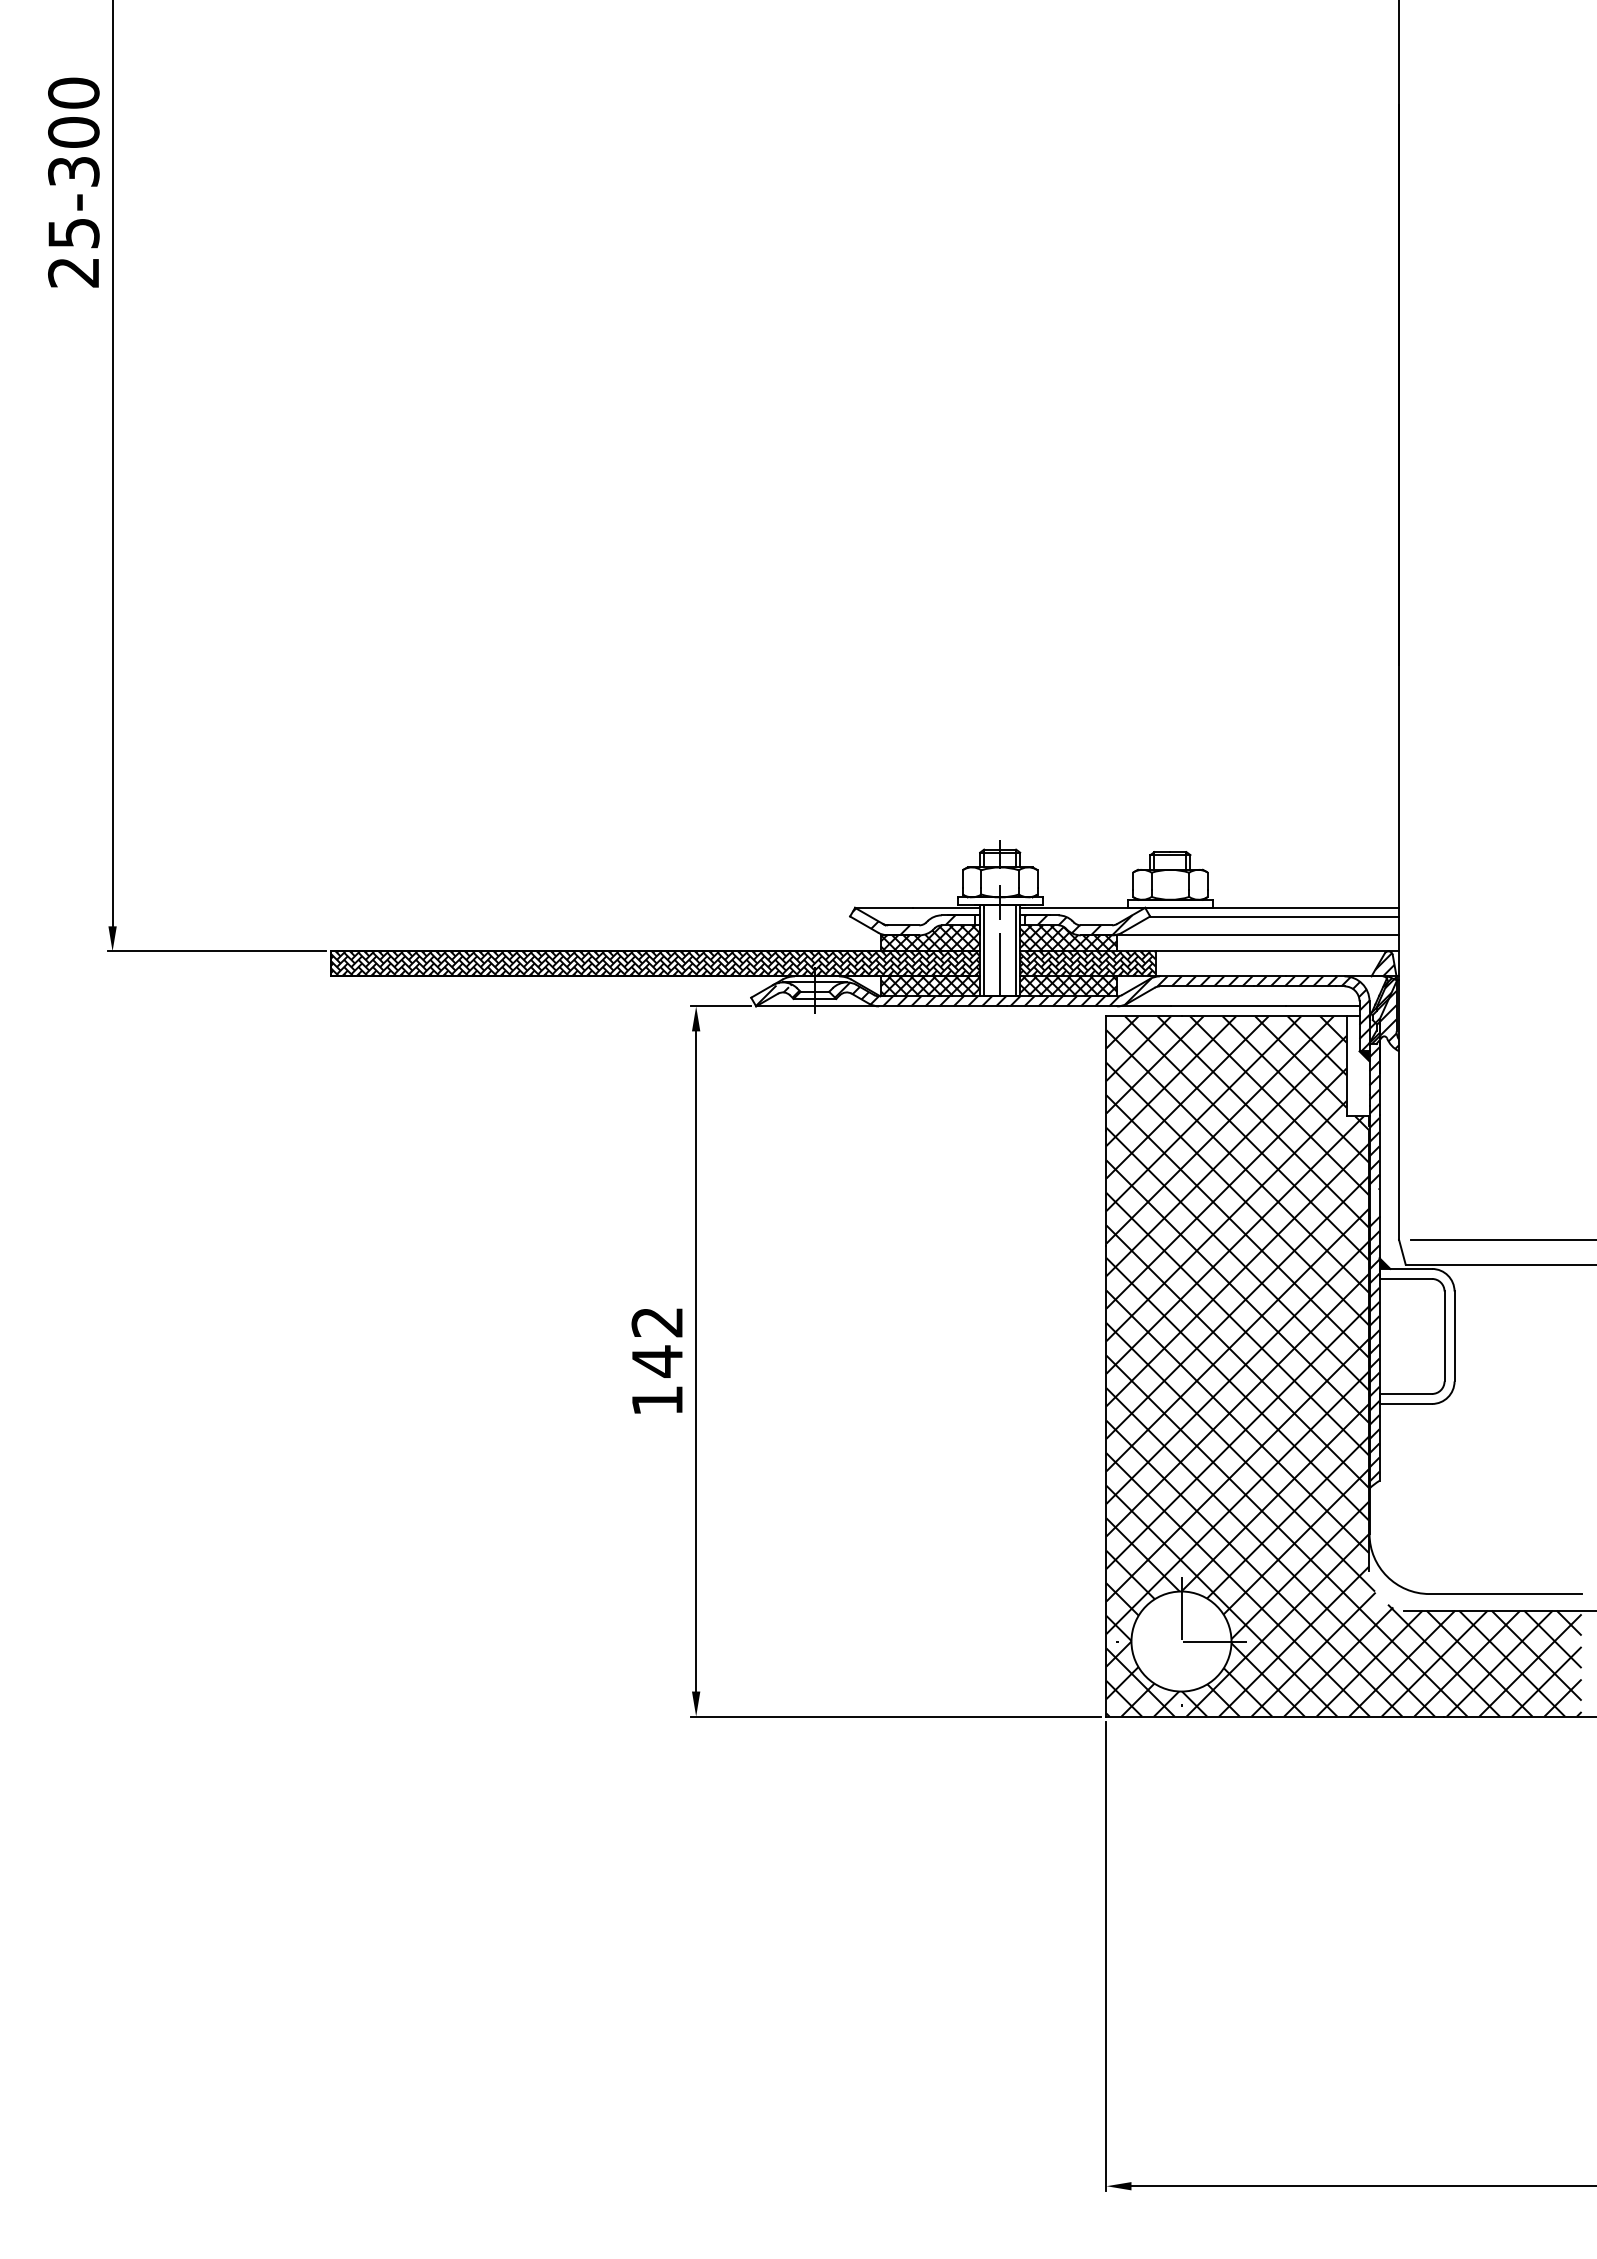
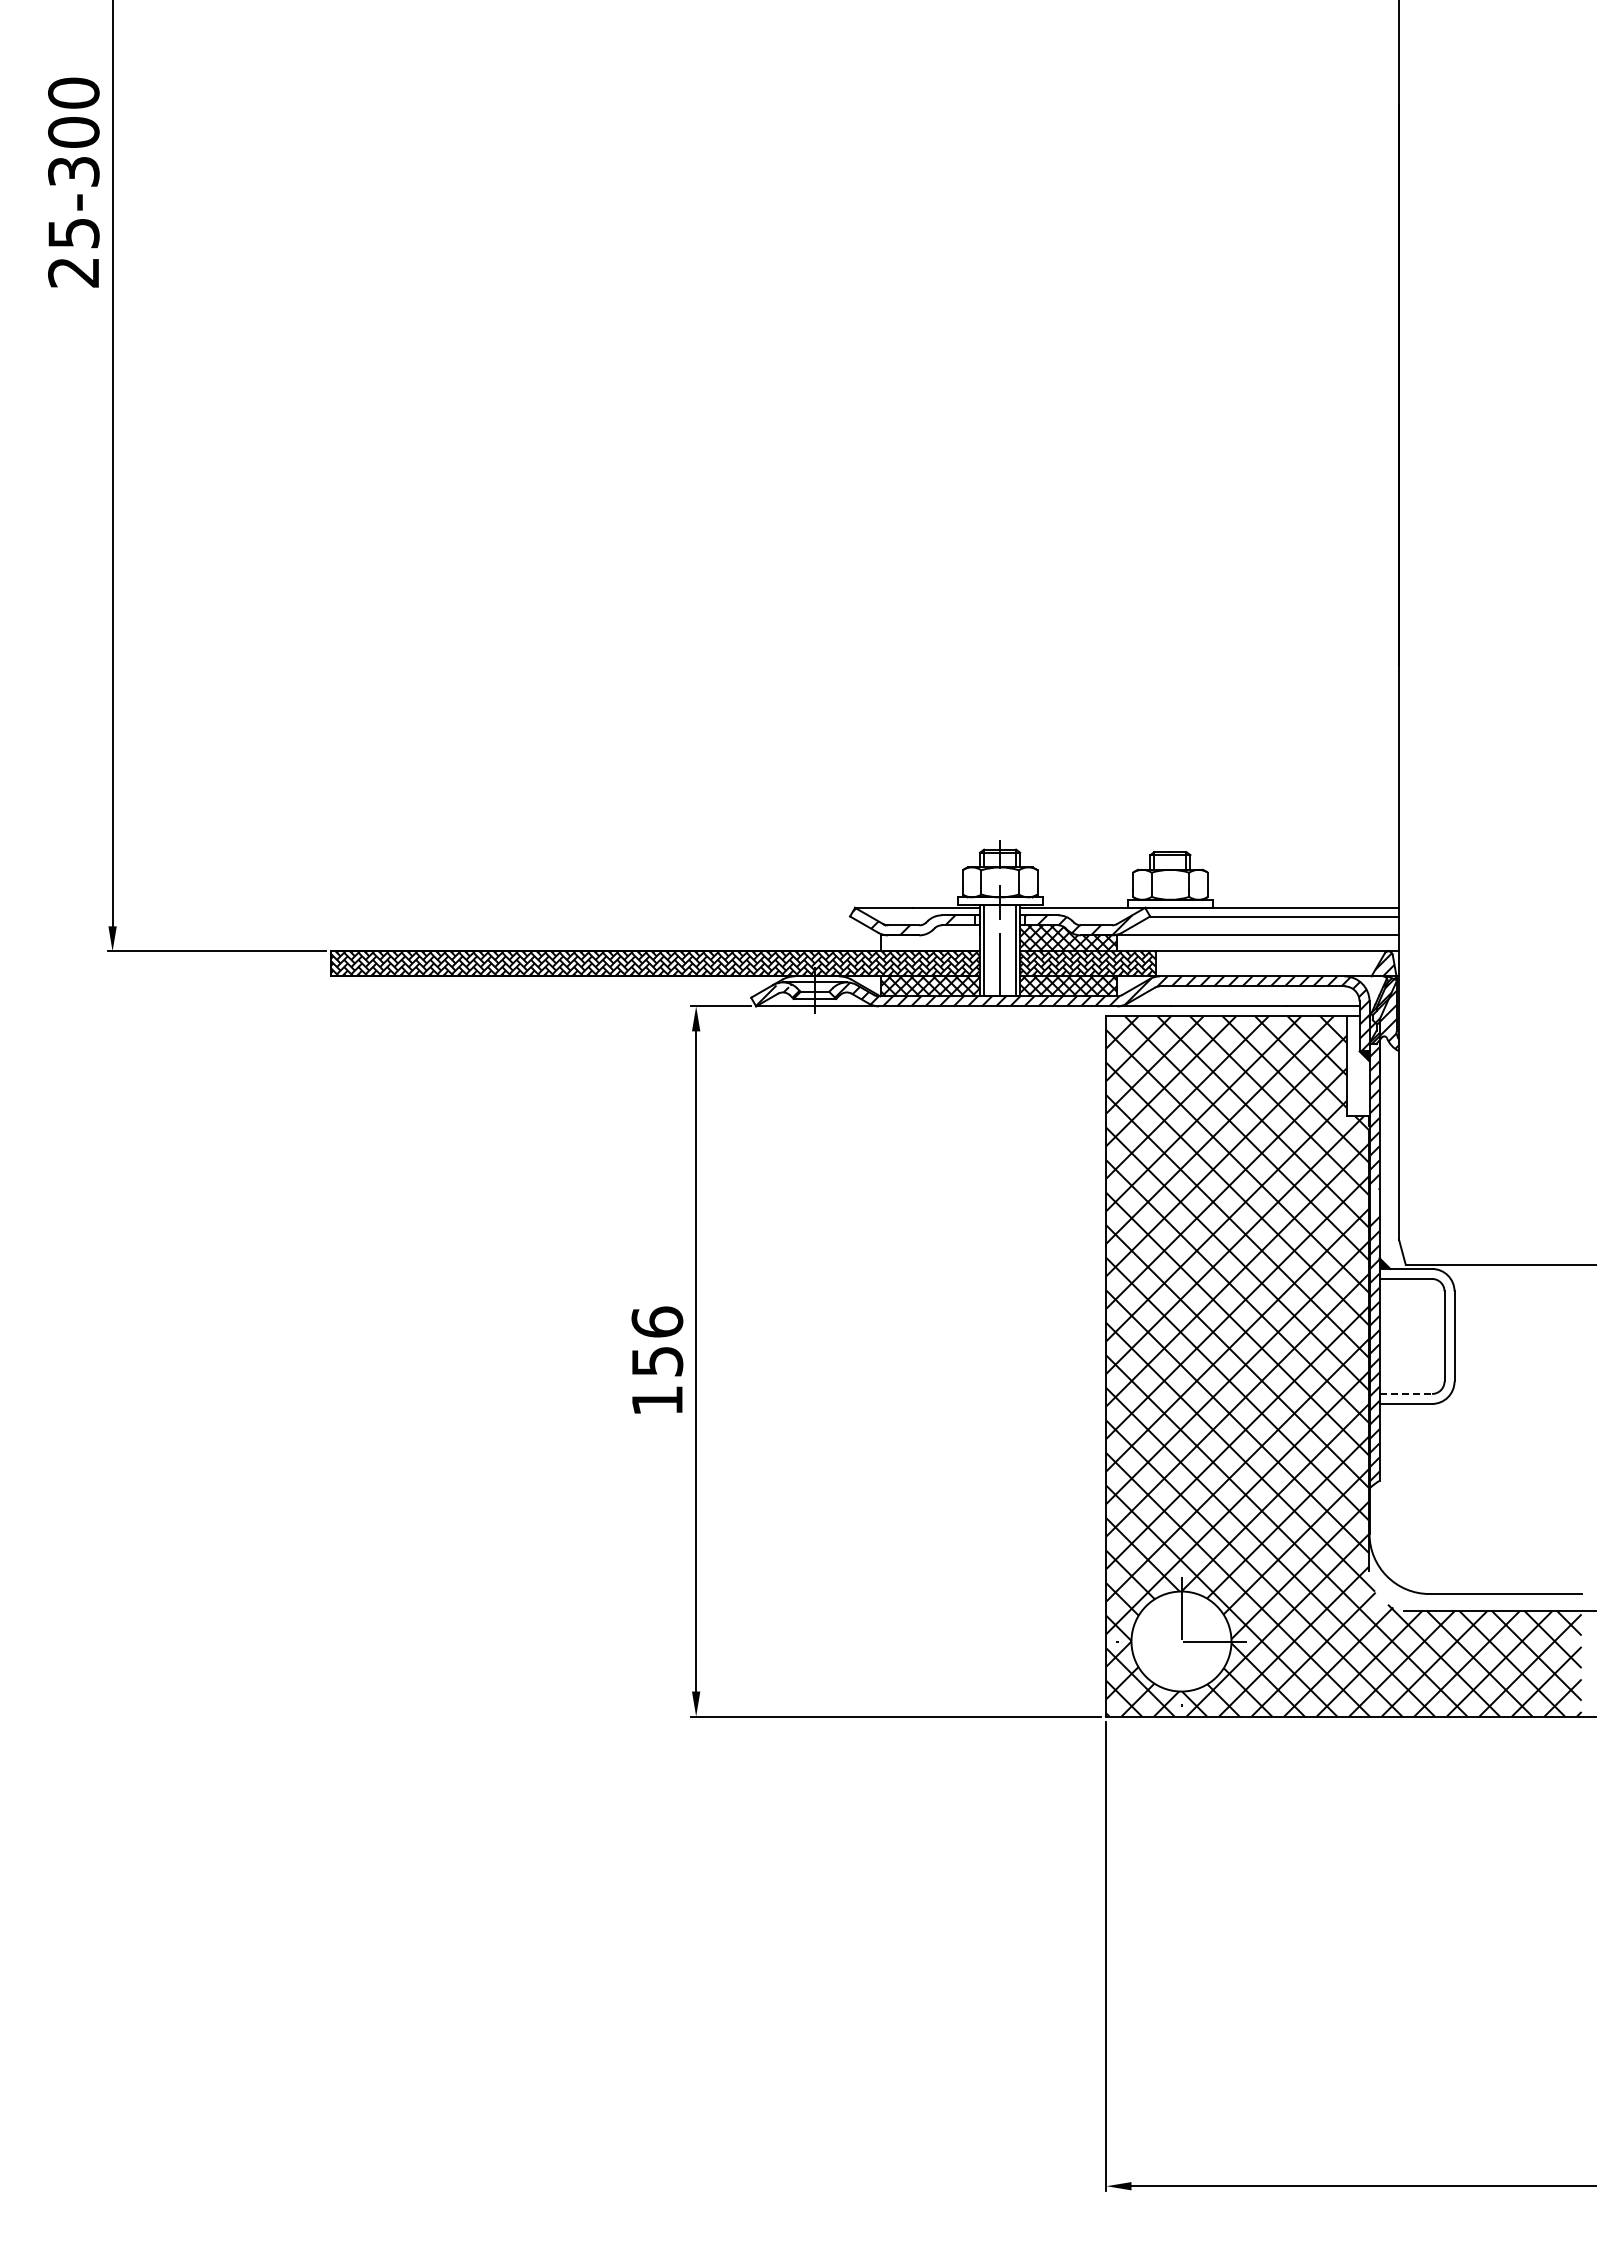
hatch: present -> none (929, 938)
line: present -> none (1501, 1239)
text: 142 -> 156 (657, 1341)
line: solid -> dashed (1406, 1393)
